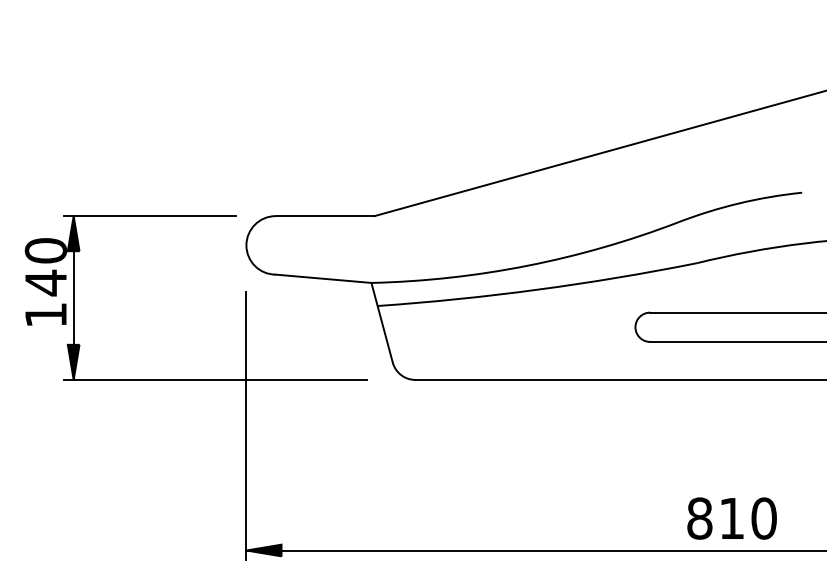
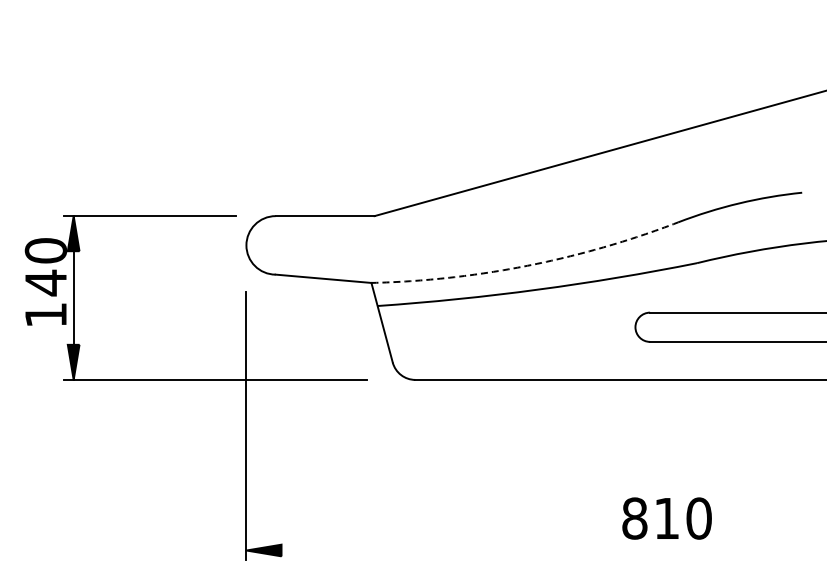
arc: solid -> dashed (527, 265)
text position: (731, 518) -> (666, 518) (666, 518)
line: present -> none (534, 550)
